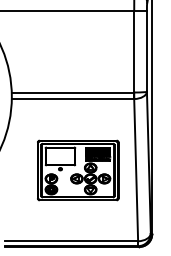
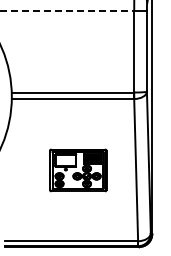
line: solid -> dashed (67, 11)
part size: 83x63 px -> 59x45 px (78, 170)
